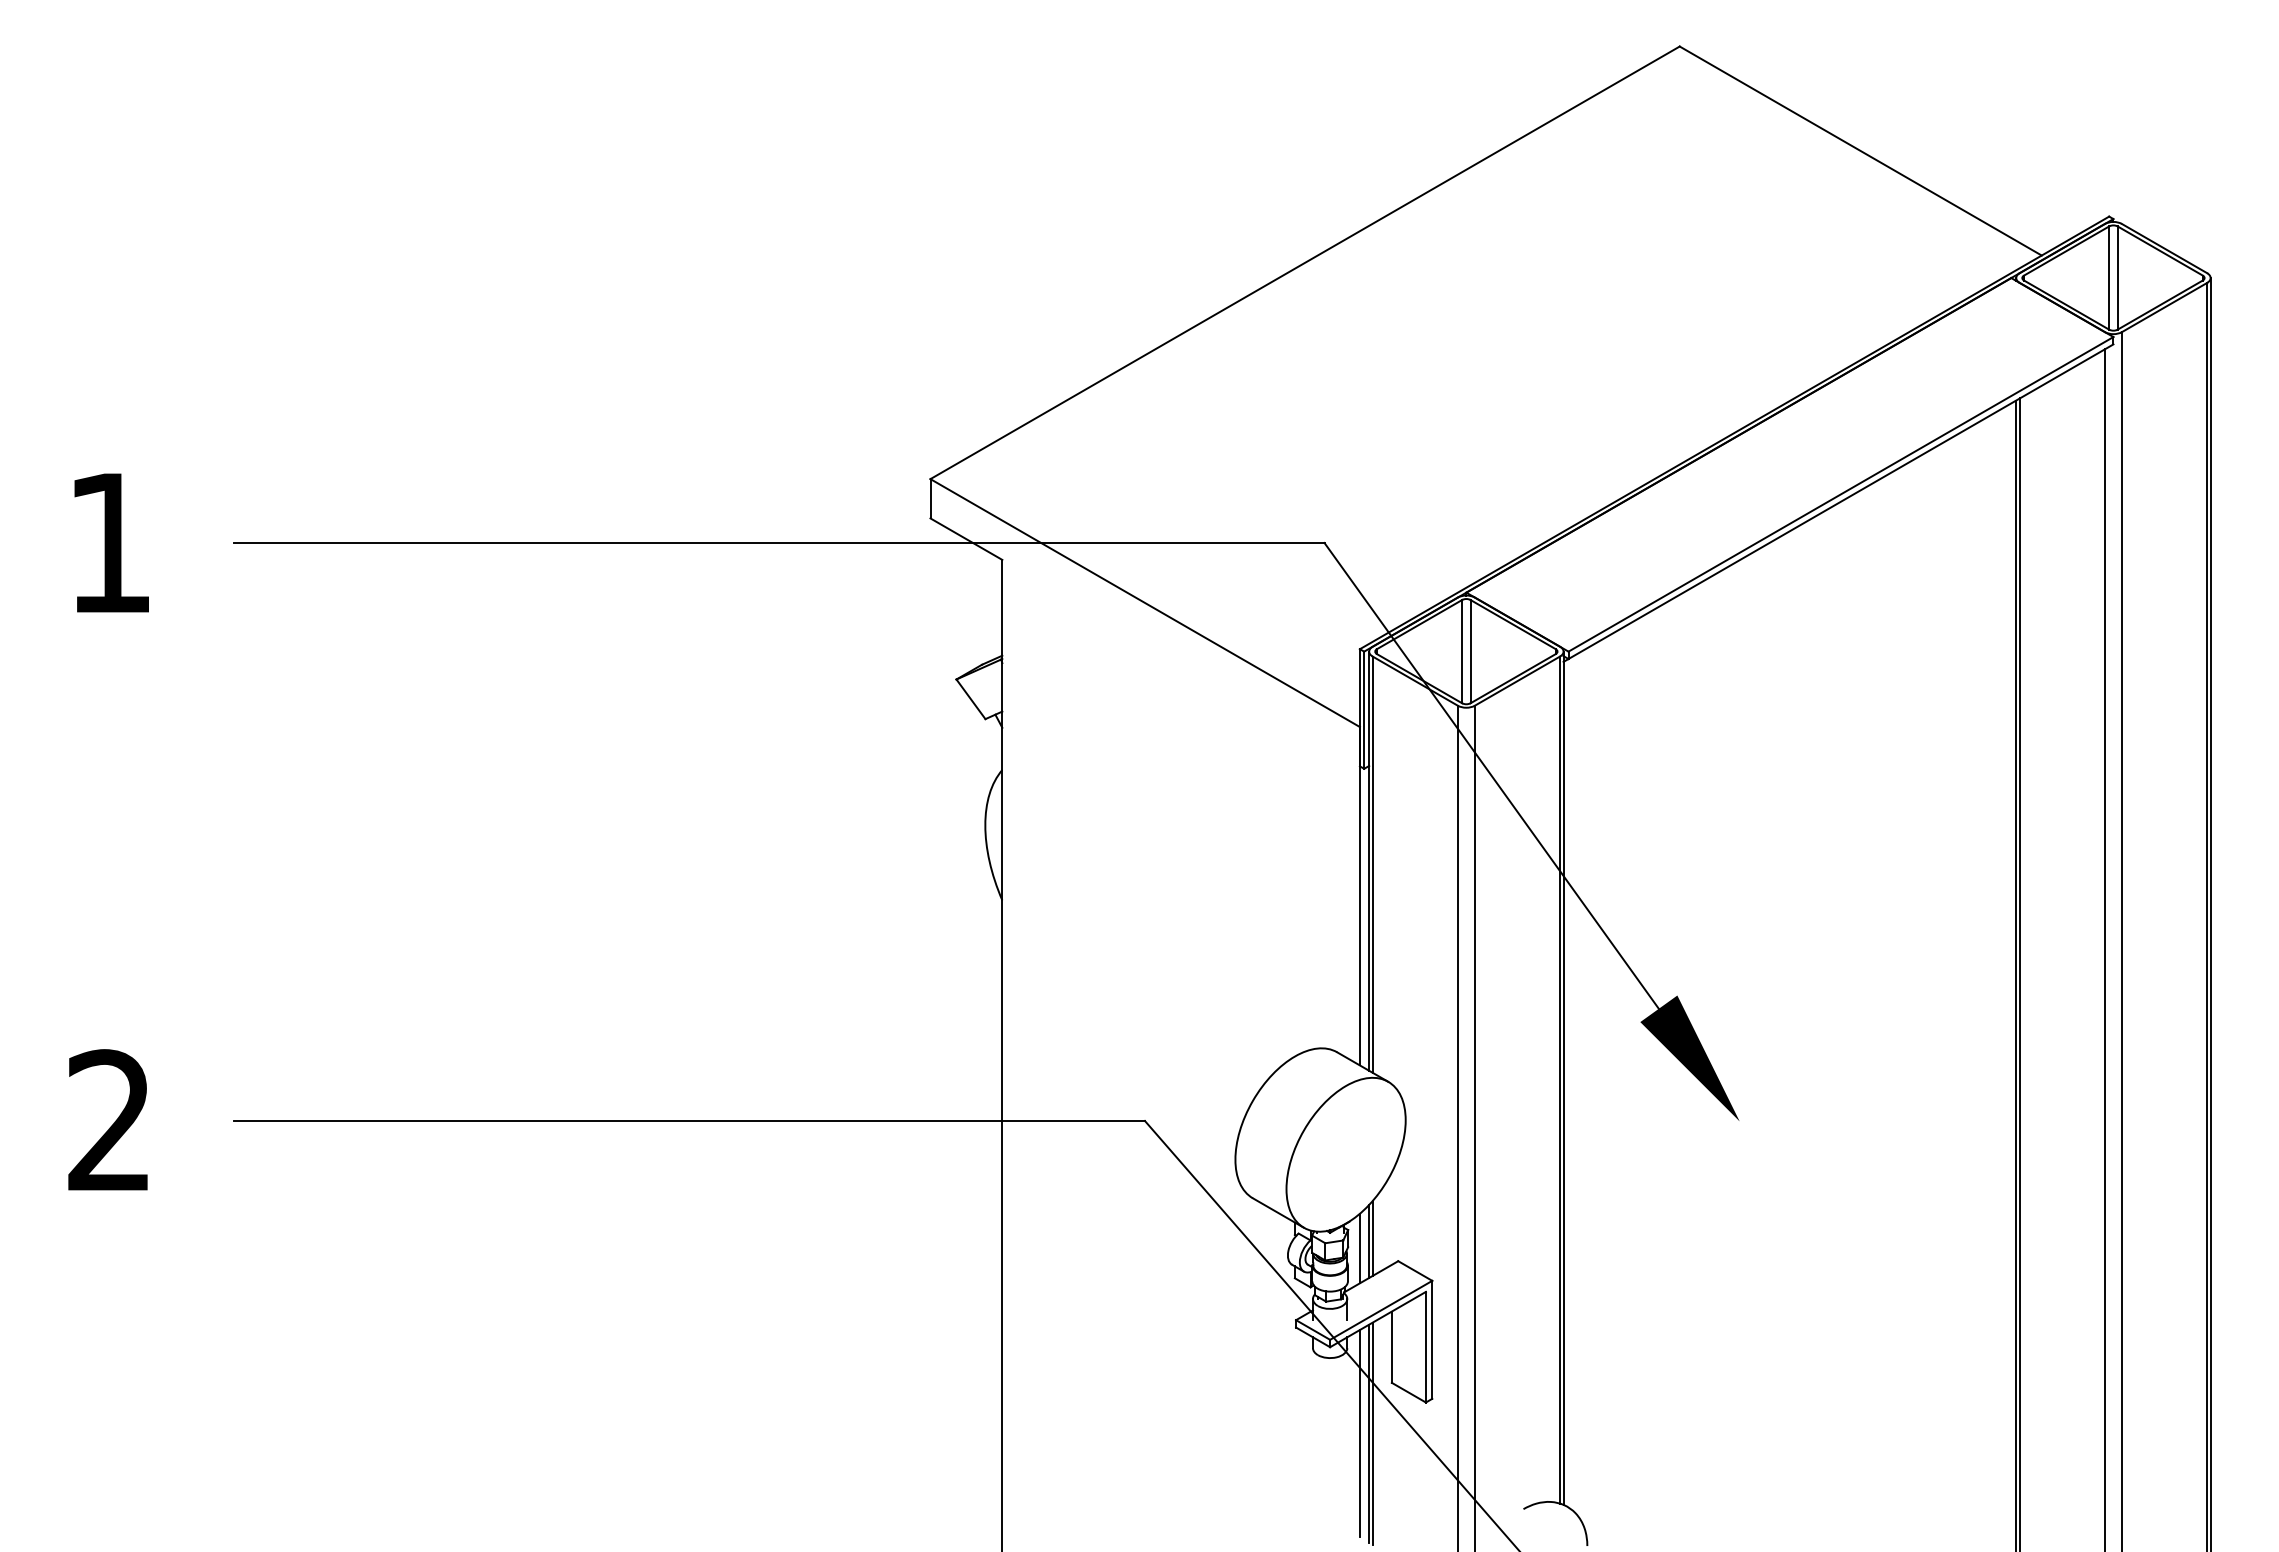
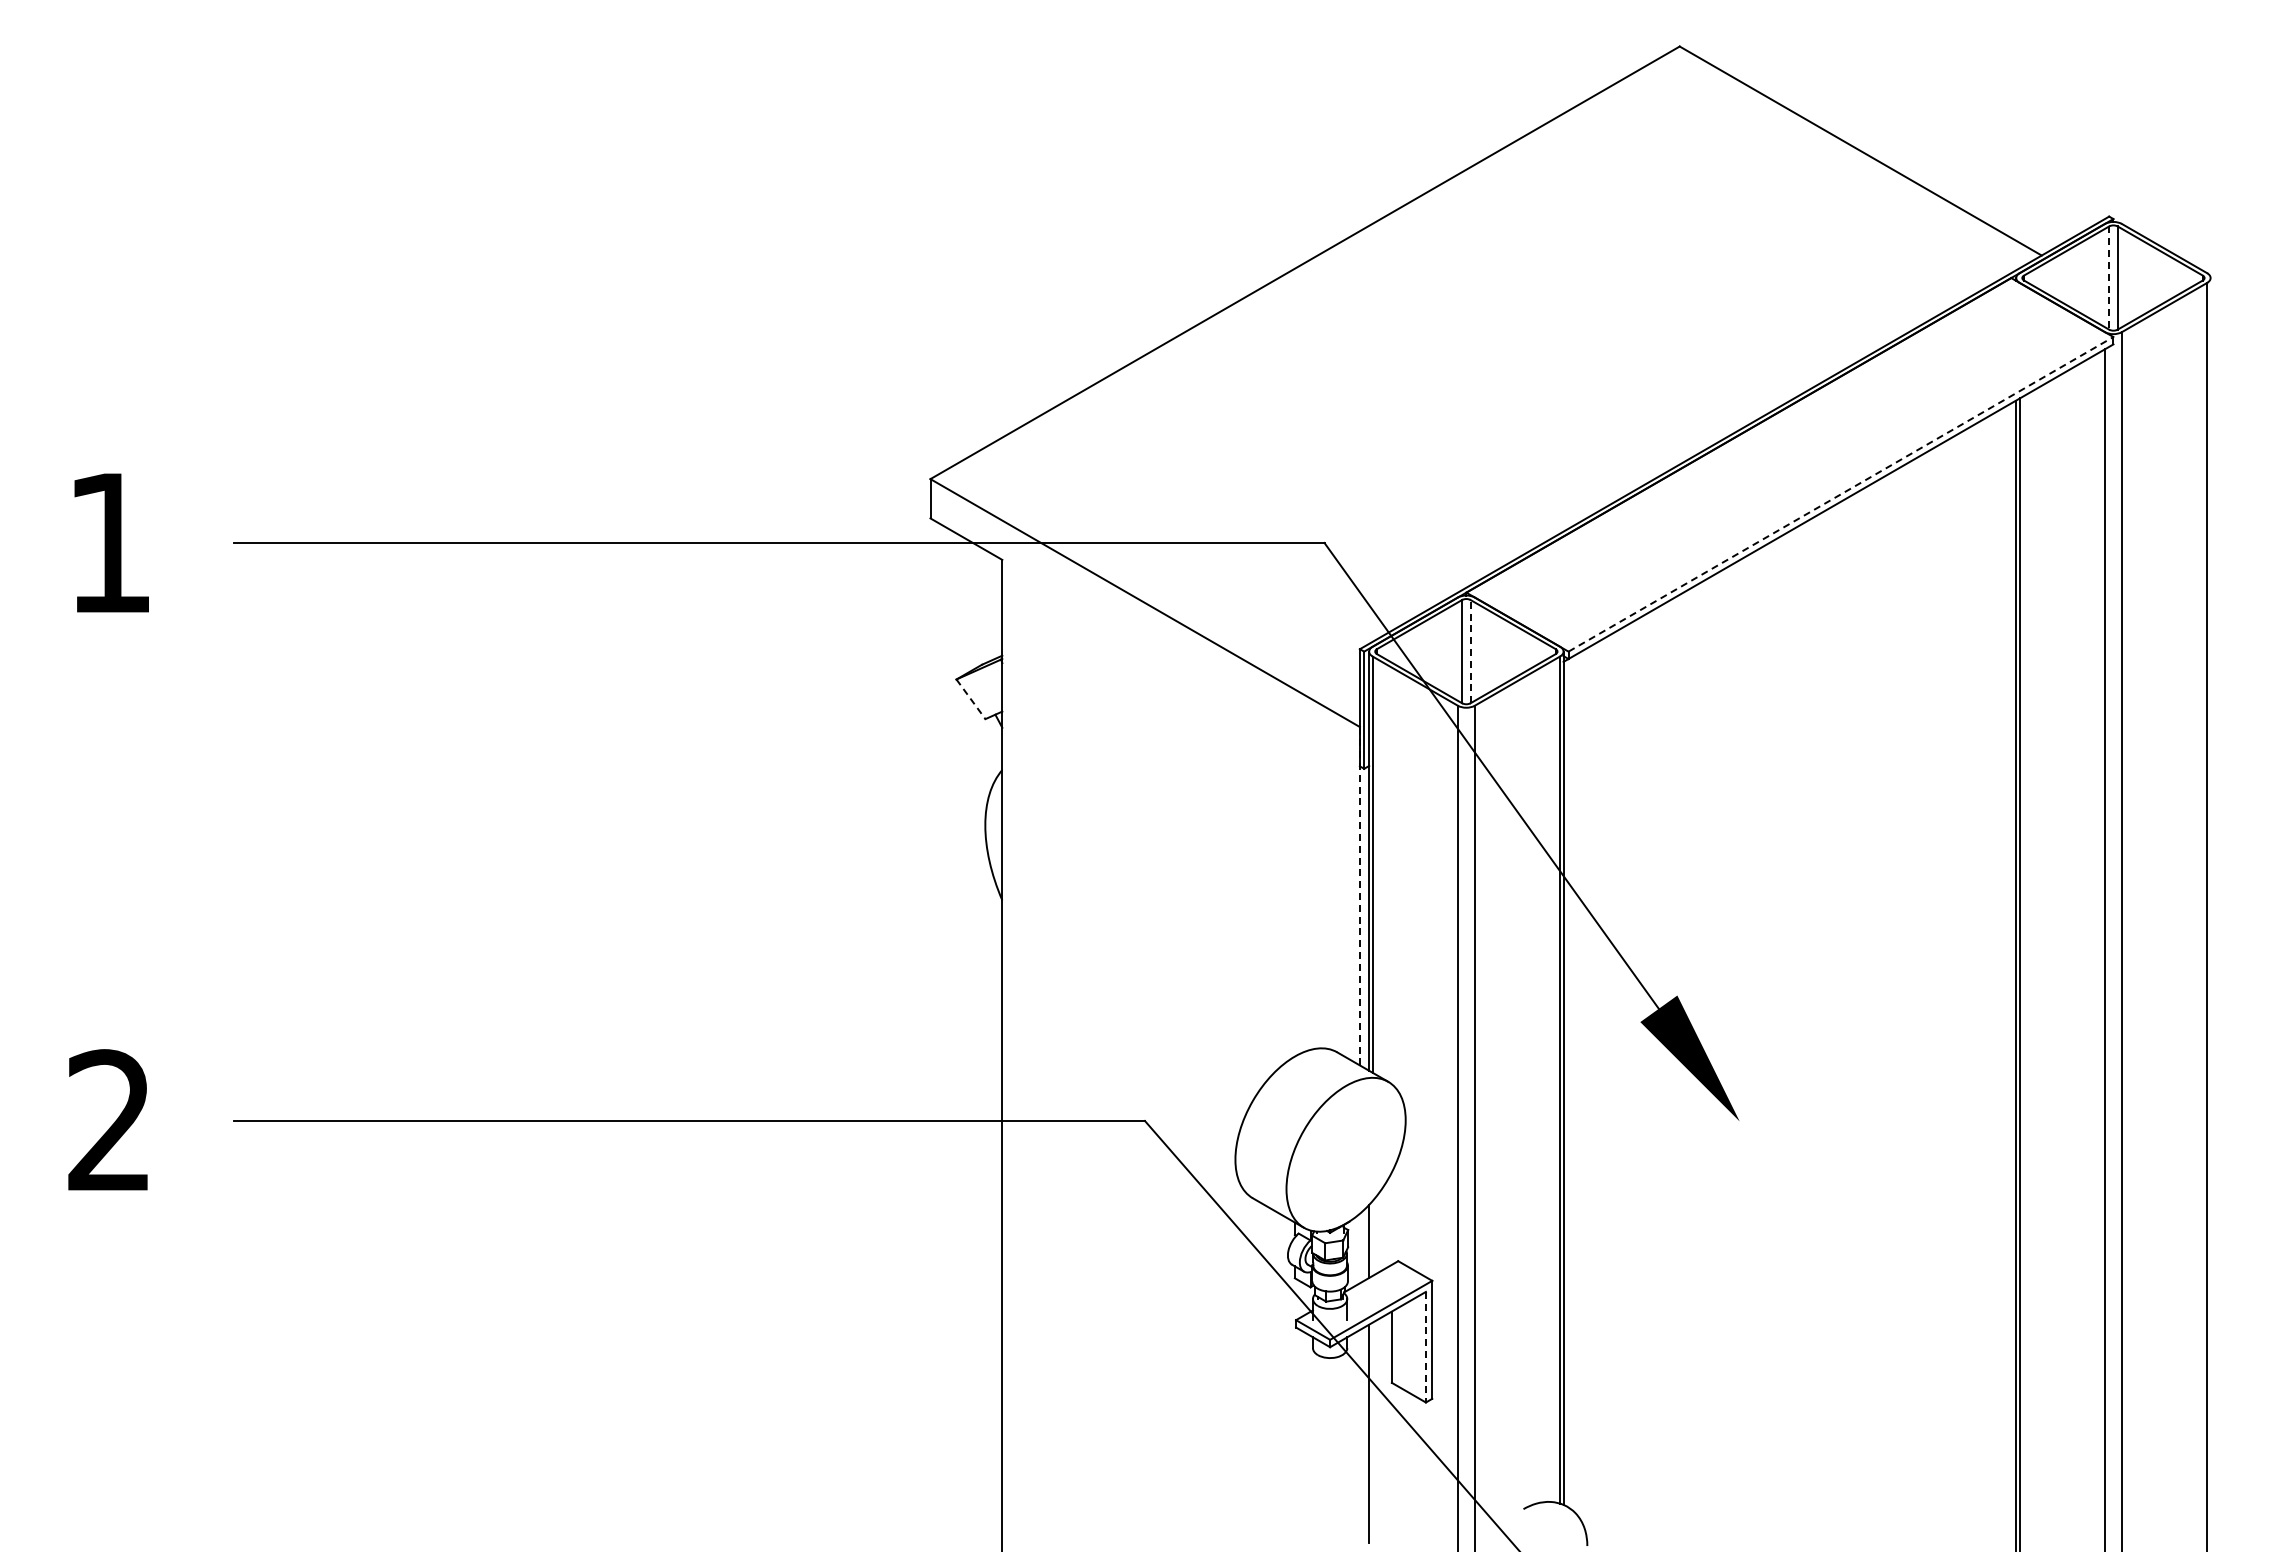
line: solid -> dashed (2109, 278)
line: solid -> dashed (1840, 494)
line: solid -> dashed (1470, 651)
line: solid -> dashed (970, 699)
line: solid -> dashed (1359, 895)
line: present -> none (2210, 913)
line: present -> none (1372, 1238)
line: present -> none (1359, 1248)
line: solid -> dashed (1425, 1347)
line: present -> none (1359, 1433)
line: present -> none (1372, 1433)
